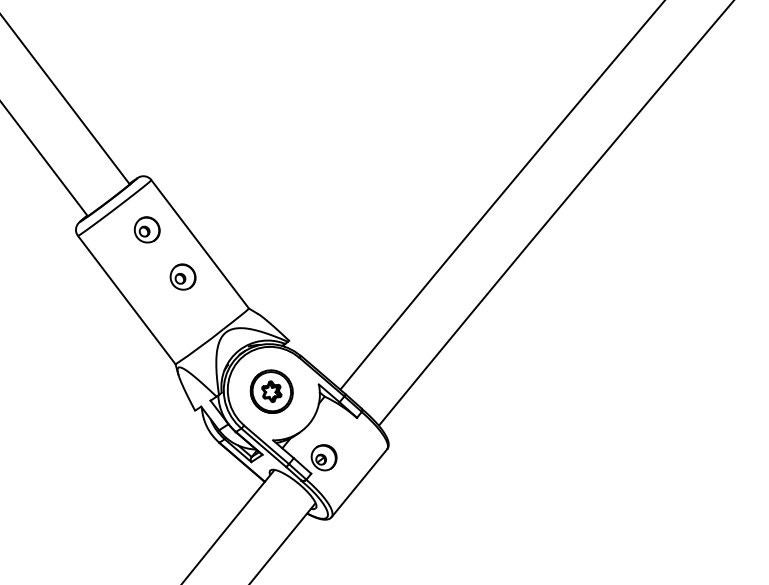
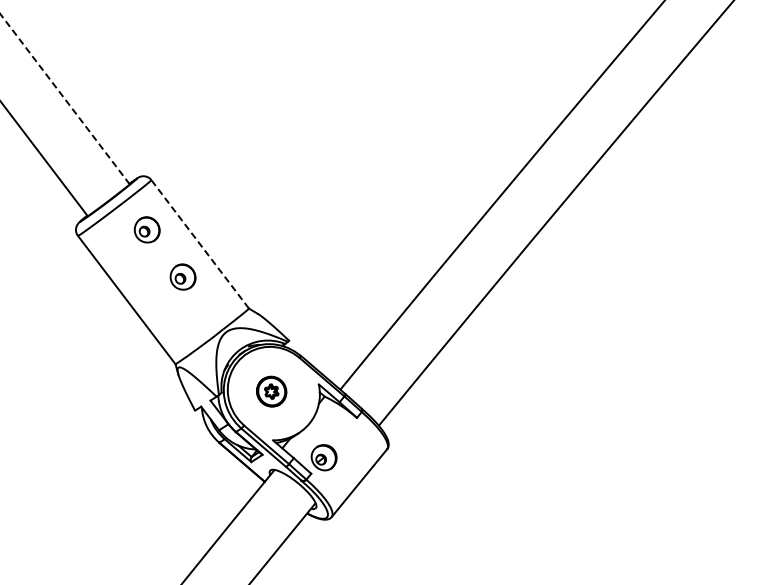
line: solid -> dashed (64, 98)
line: solid -> dashed (200, 244)
part size: 45x45 px -> 32x33 px (271, 391)
